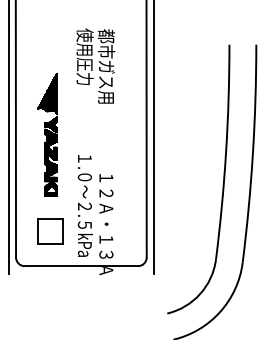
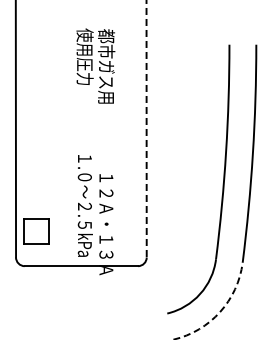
line: solid -> dashed (146, 129)
part: present -> none (47, 134)
line: present -> none (8, 138)
line: present -> none (153, 138)
part position: (50, 231) -> (36, 231) (36, 231)
arc: solid -> dashed (220, 312)
